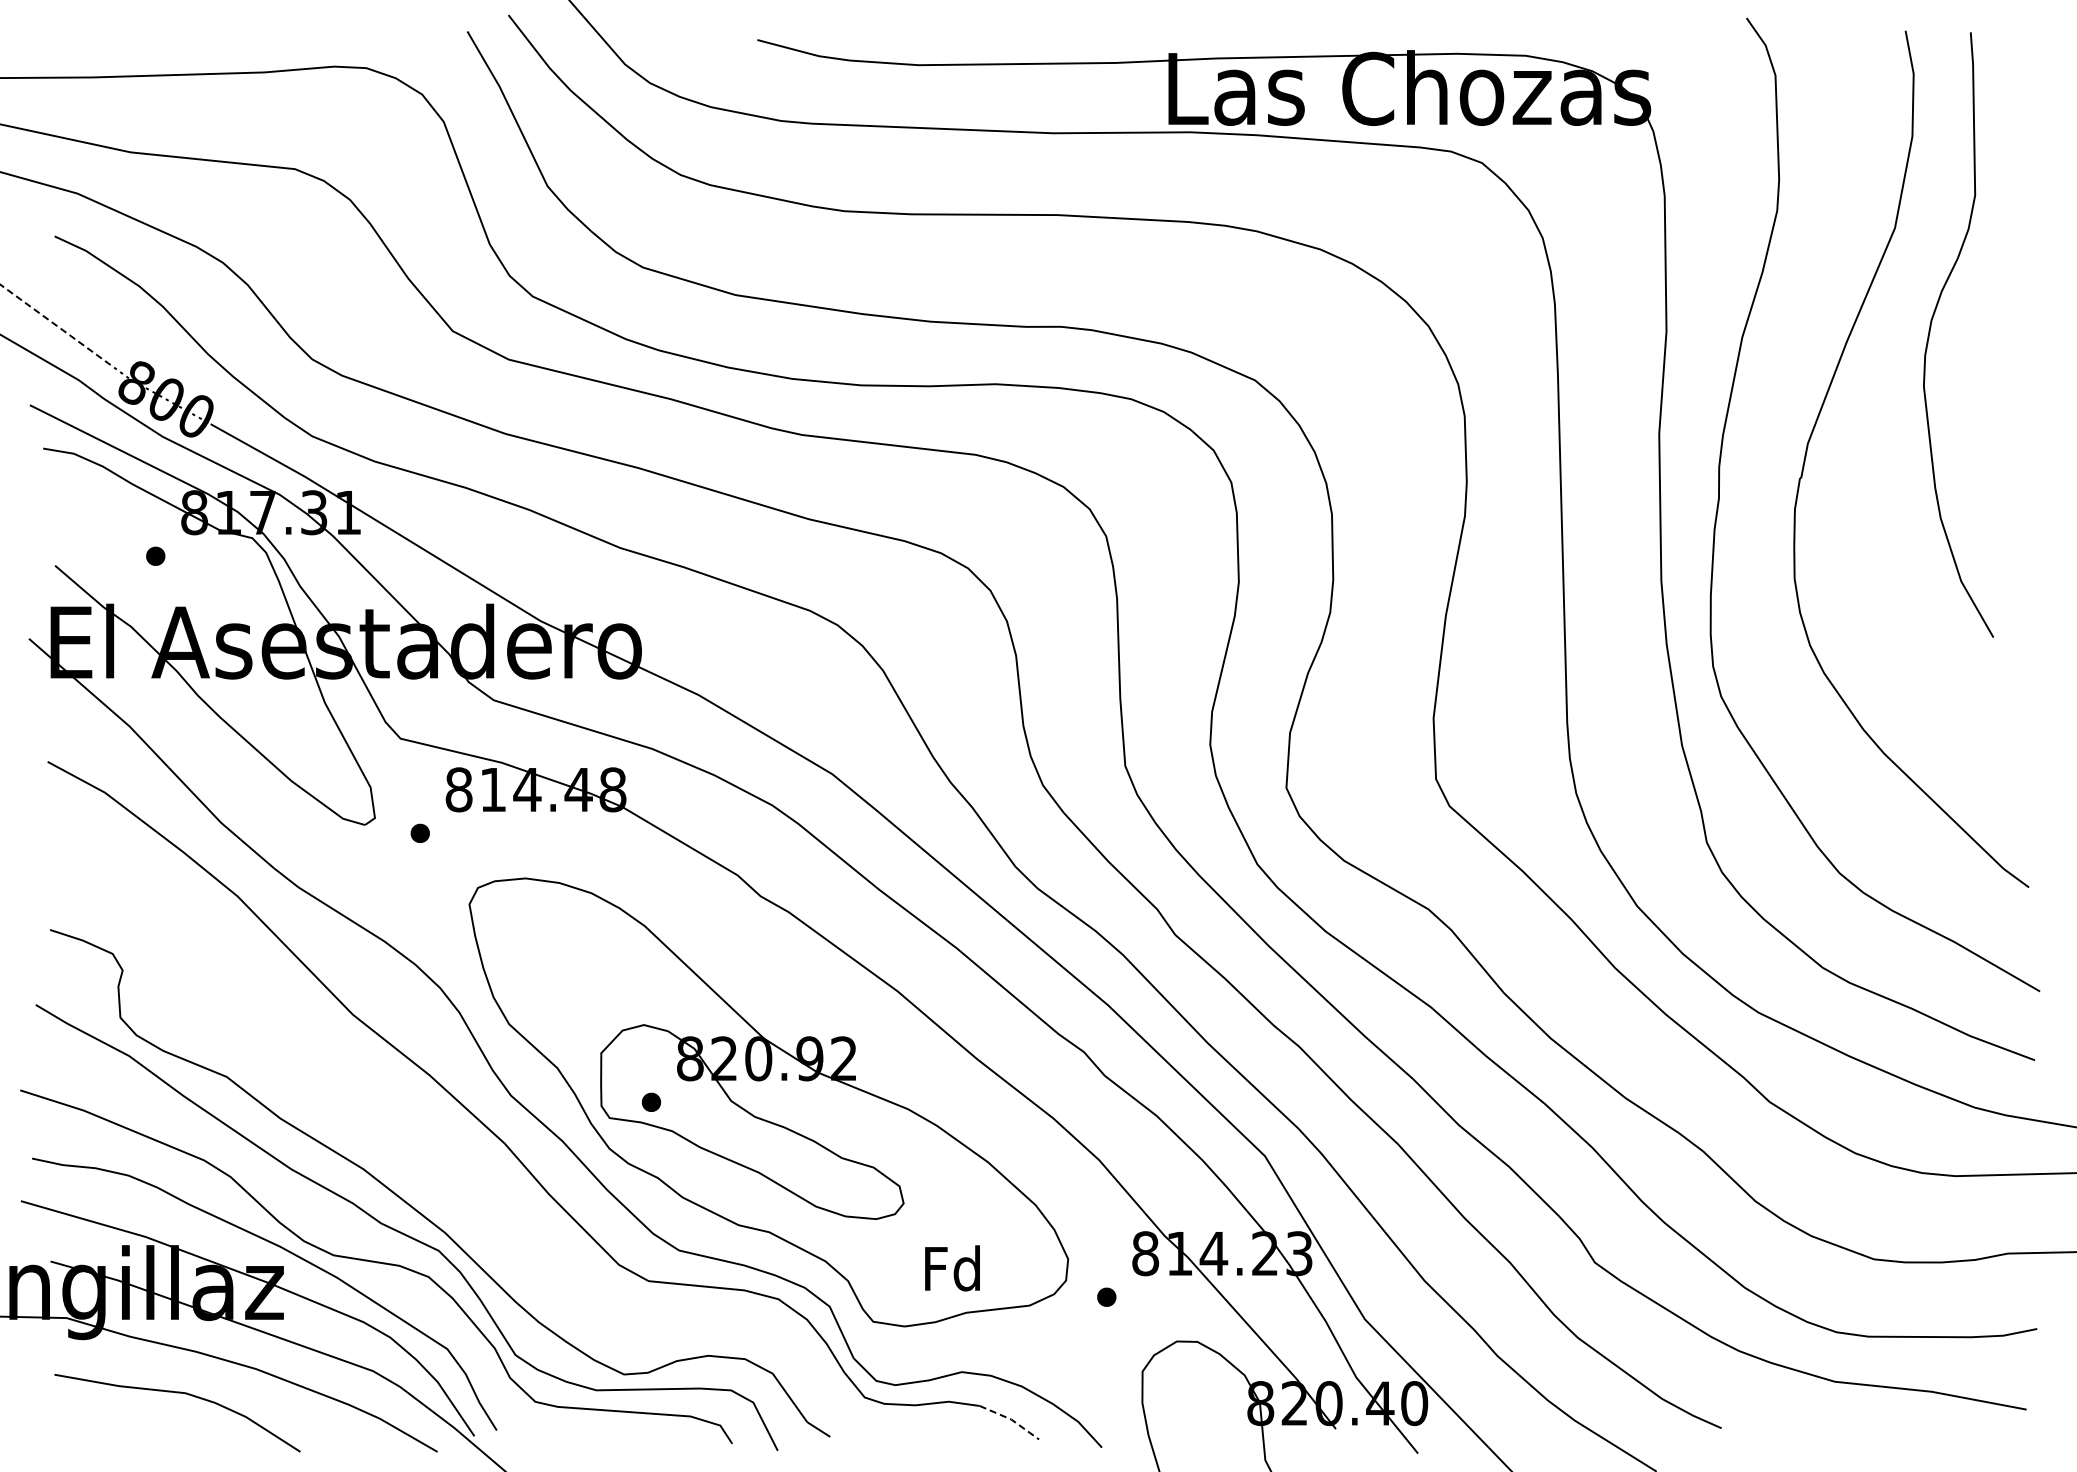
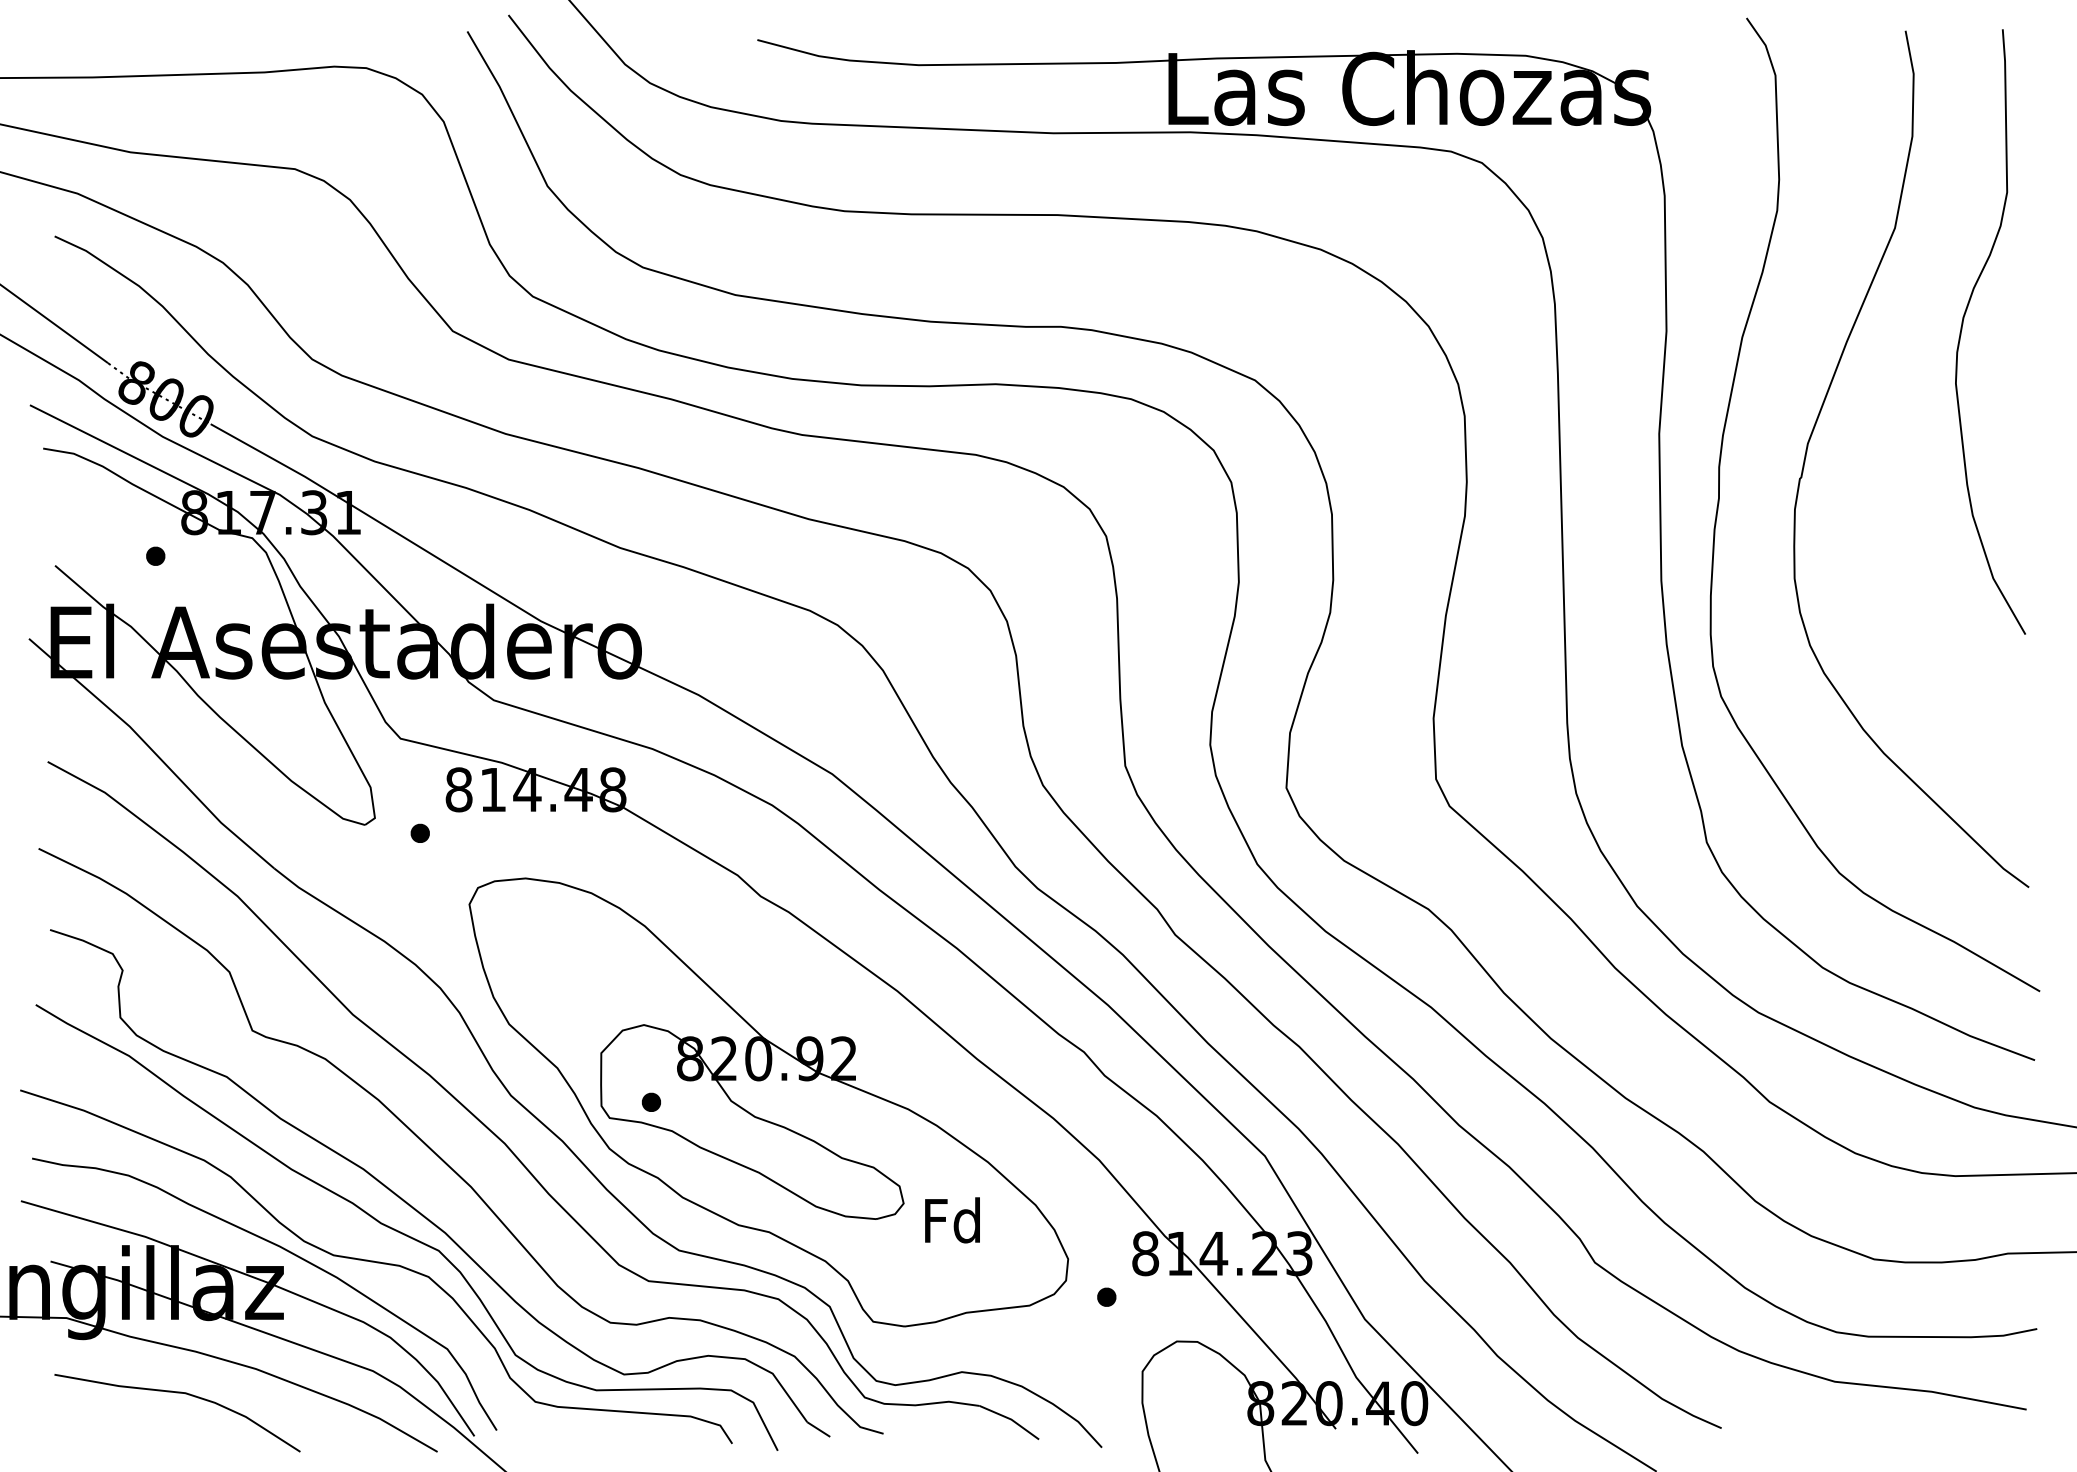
line: dashed -> solid (54, 323)
curve position: (1931, 327) -> (1963, 324) (1963, 324)
curve: none -> present (442, 1158)
text position: (952, 1268) -> (952, 1220) (952, 1220)
line: dashed -> solid (1011, 1419)
